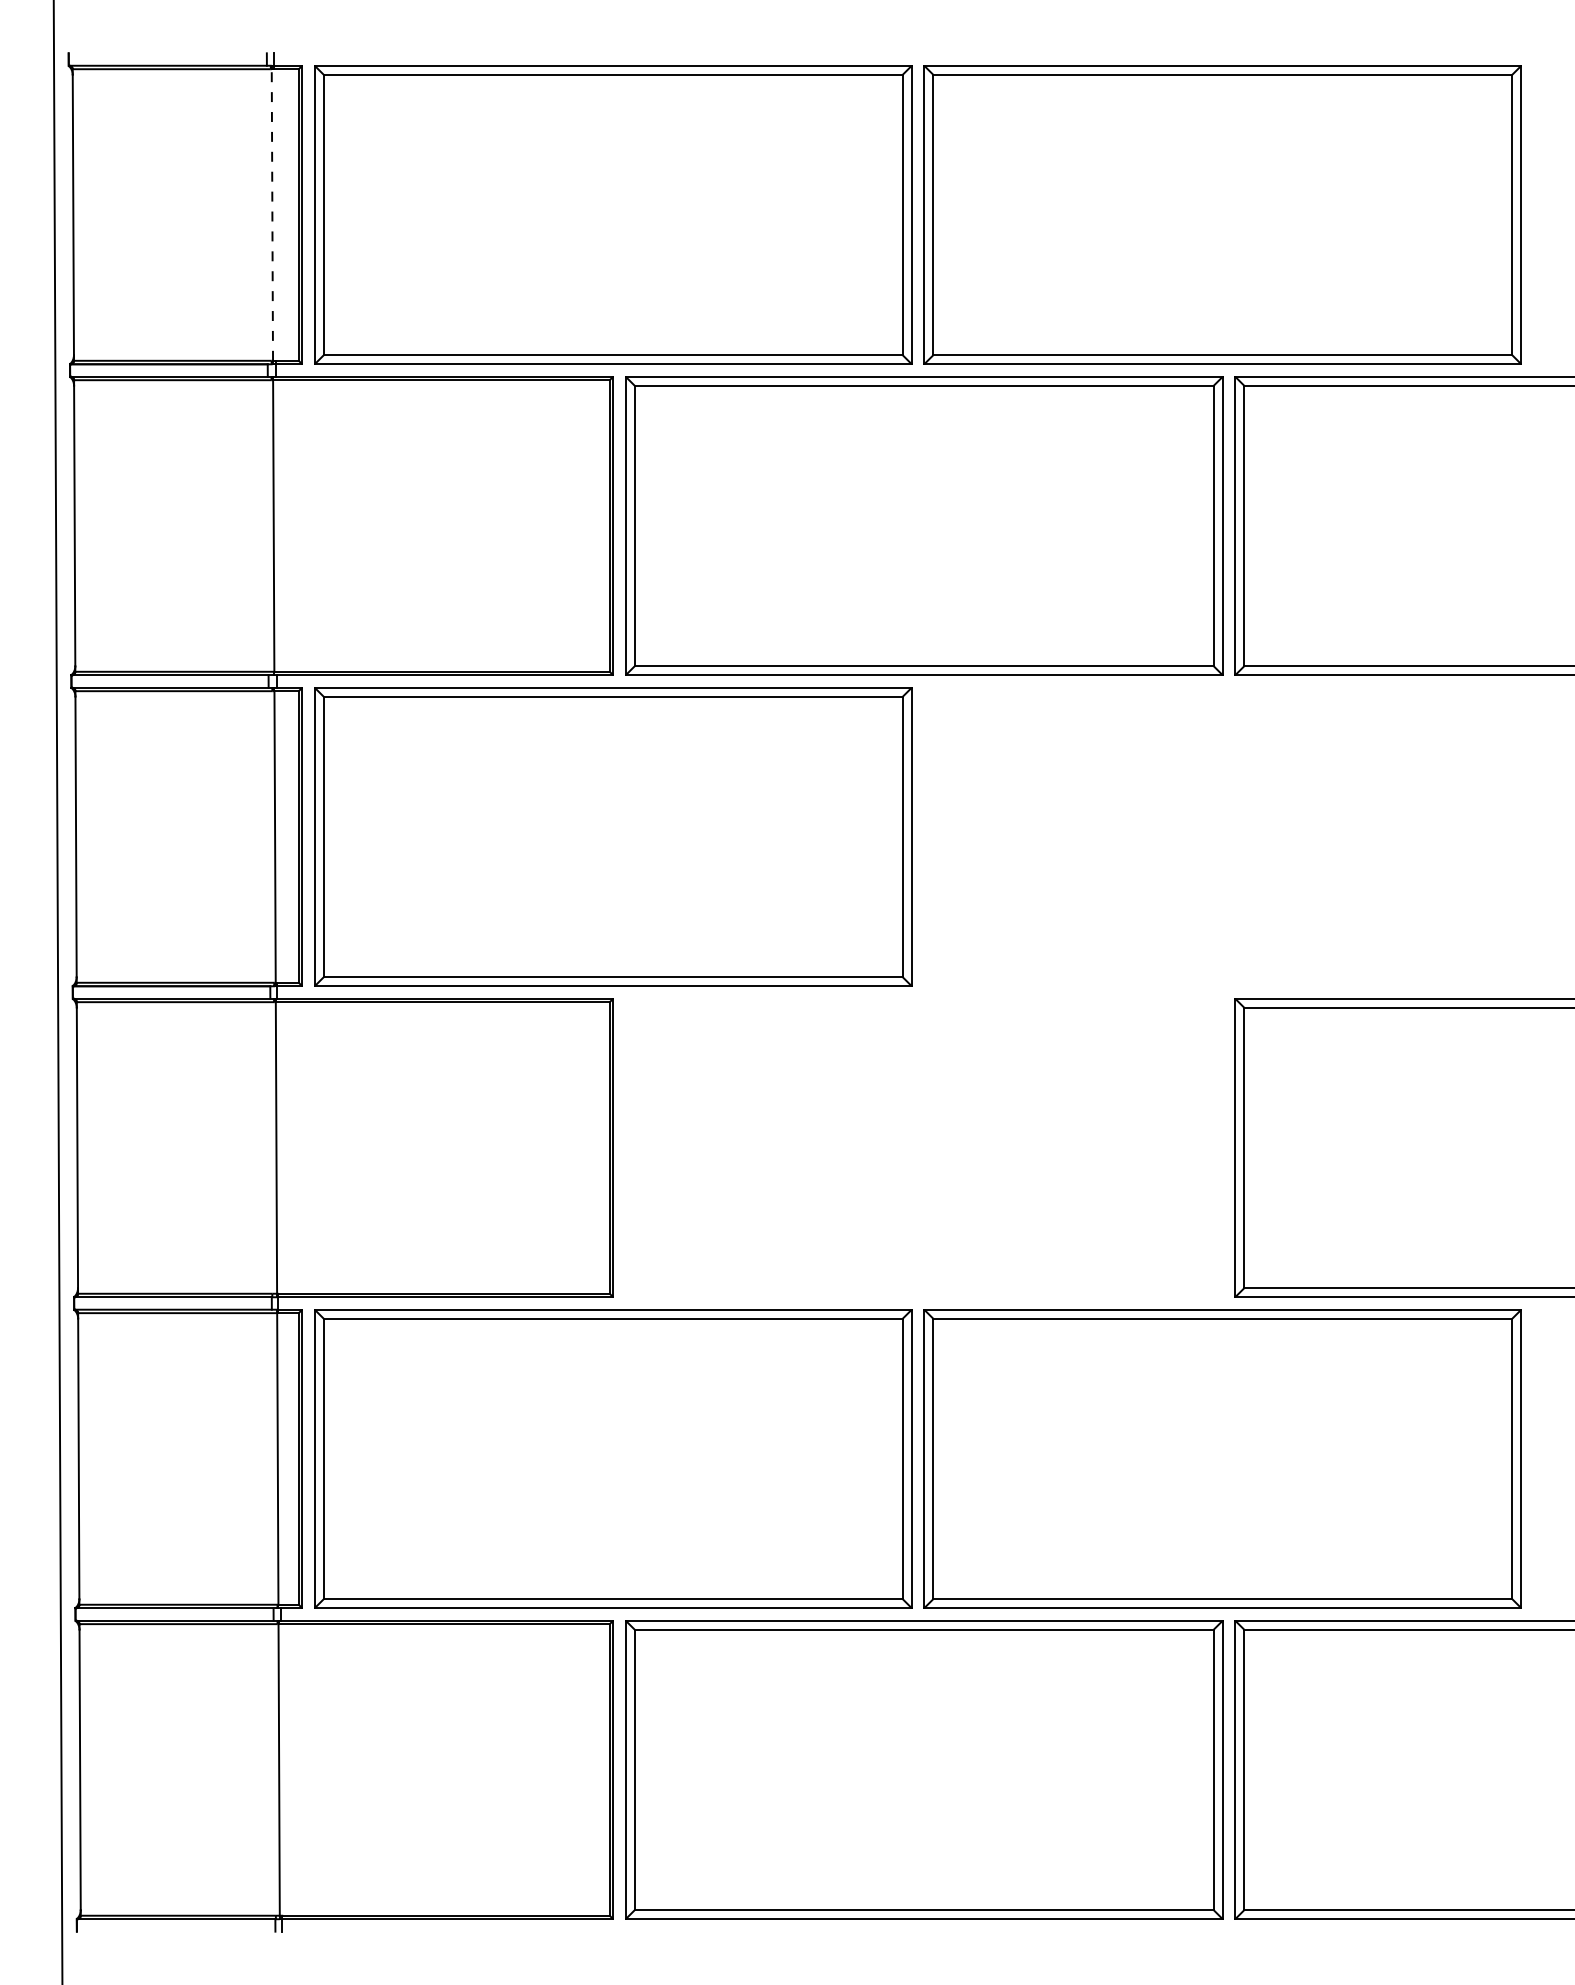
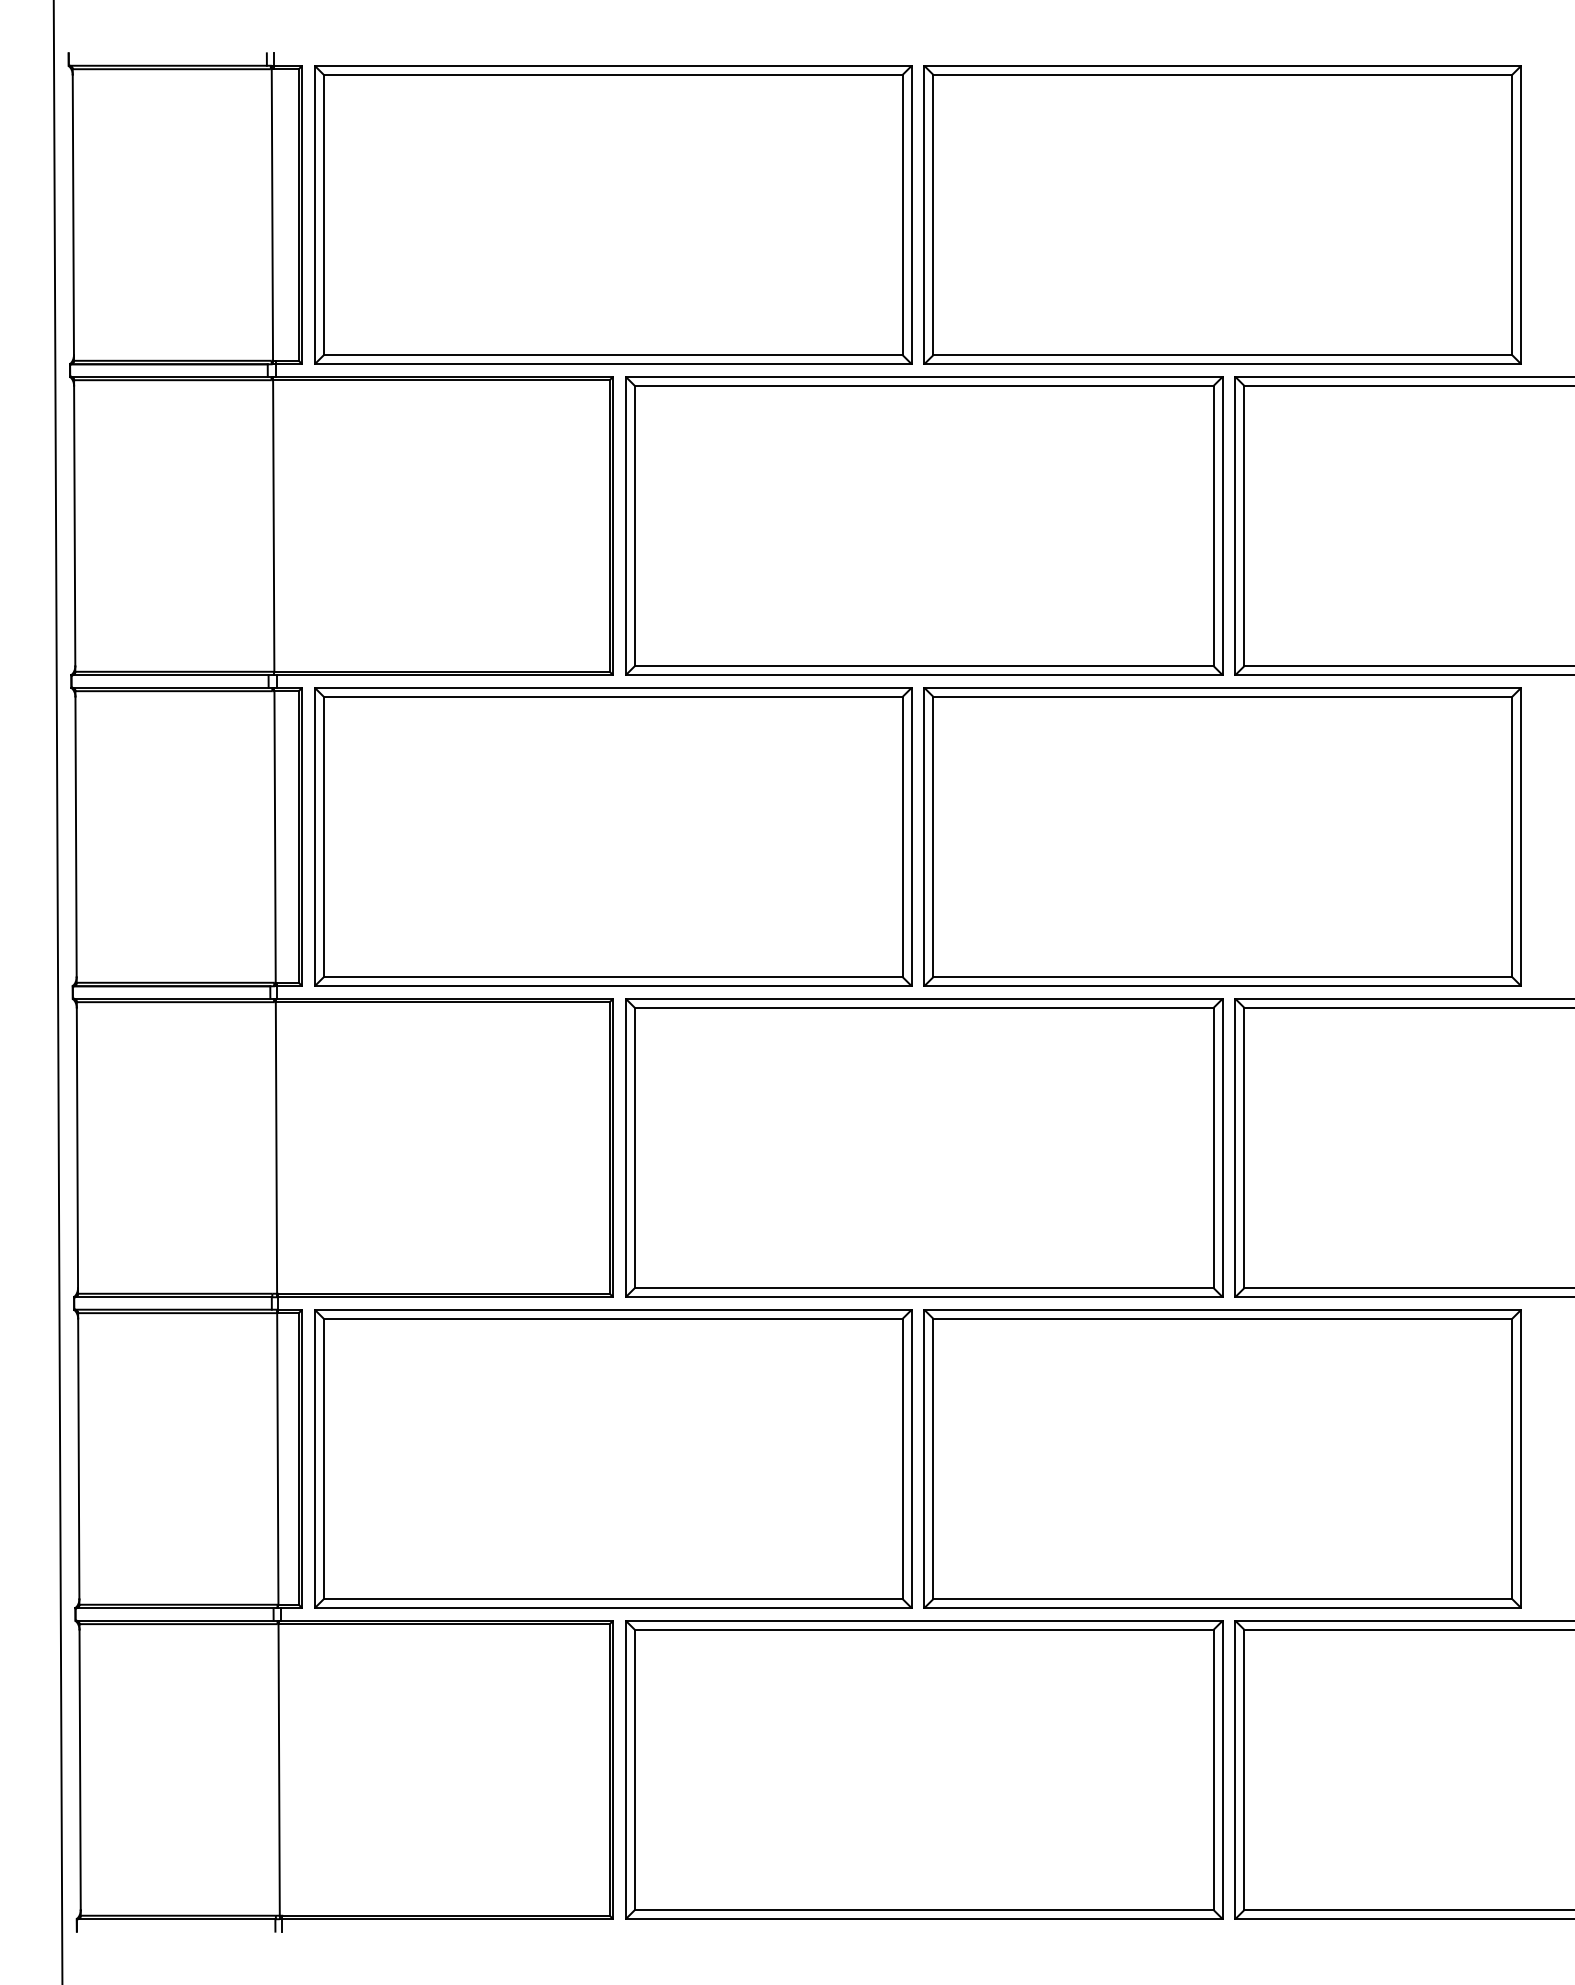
line: dashed -> solid (272, 215)
part: none -> present (1222, 836)
part: none -> present (924, 1147)
